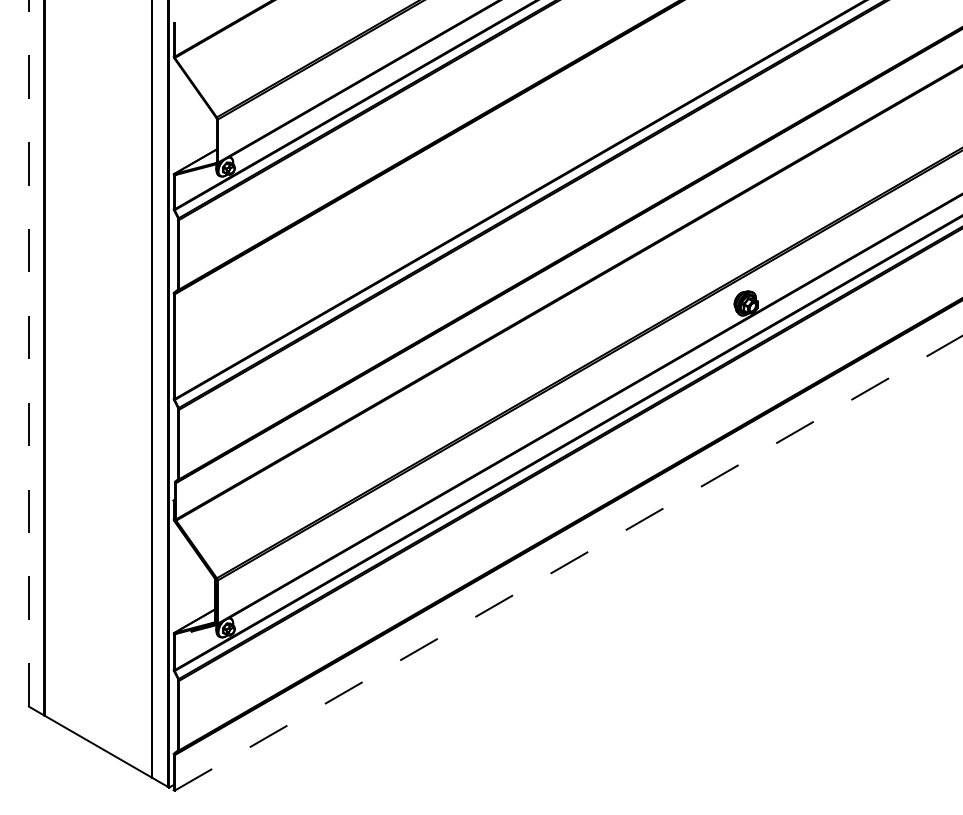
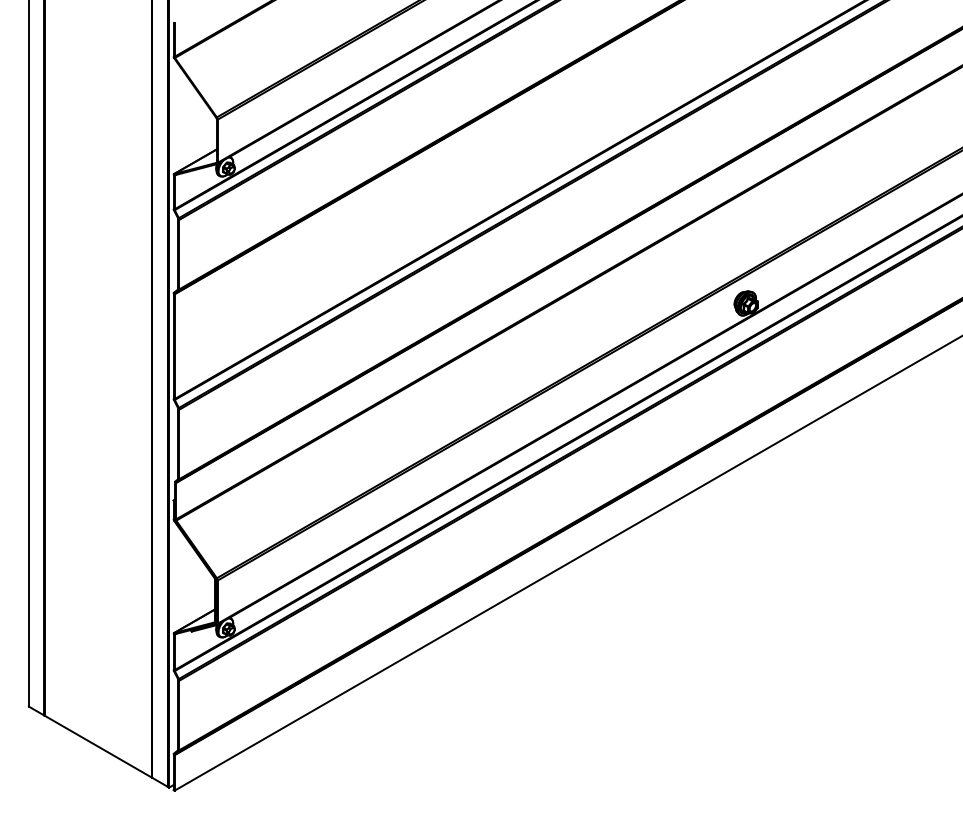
line: dashed -> solid (28, 353)
line: dashed -> solid (568, 563)
